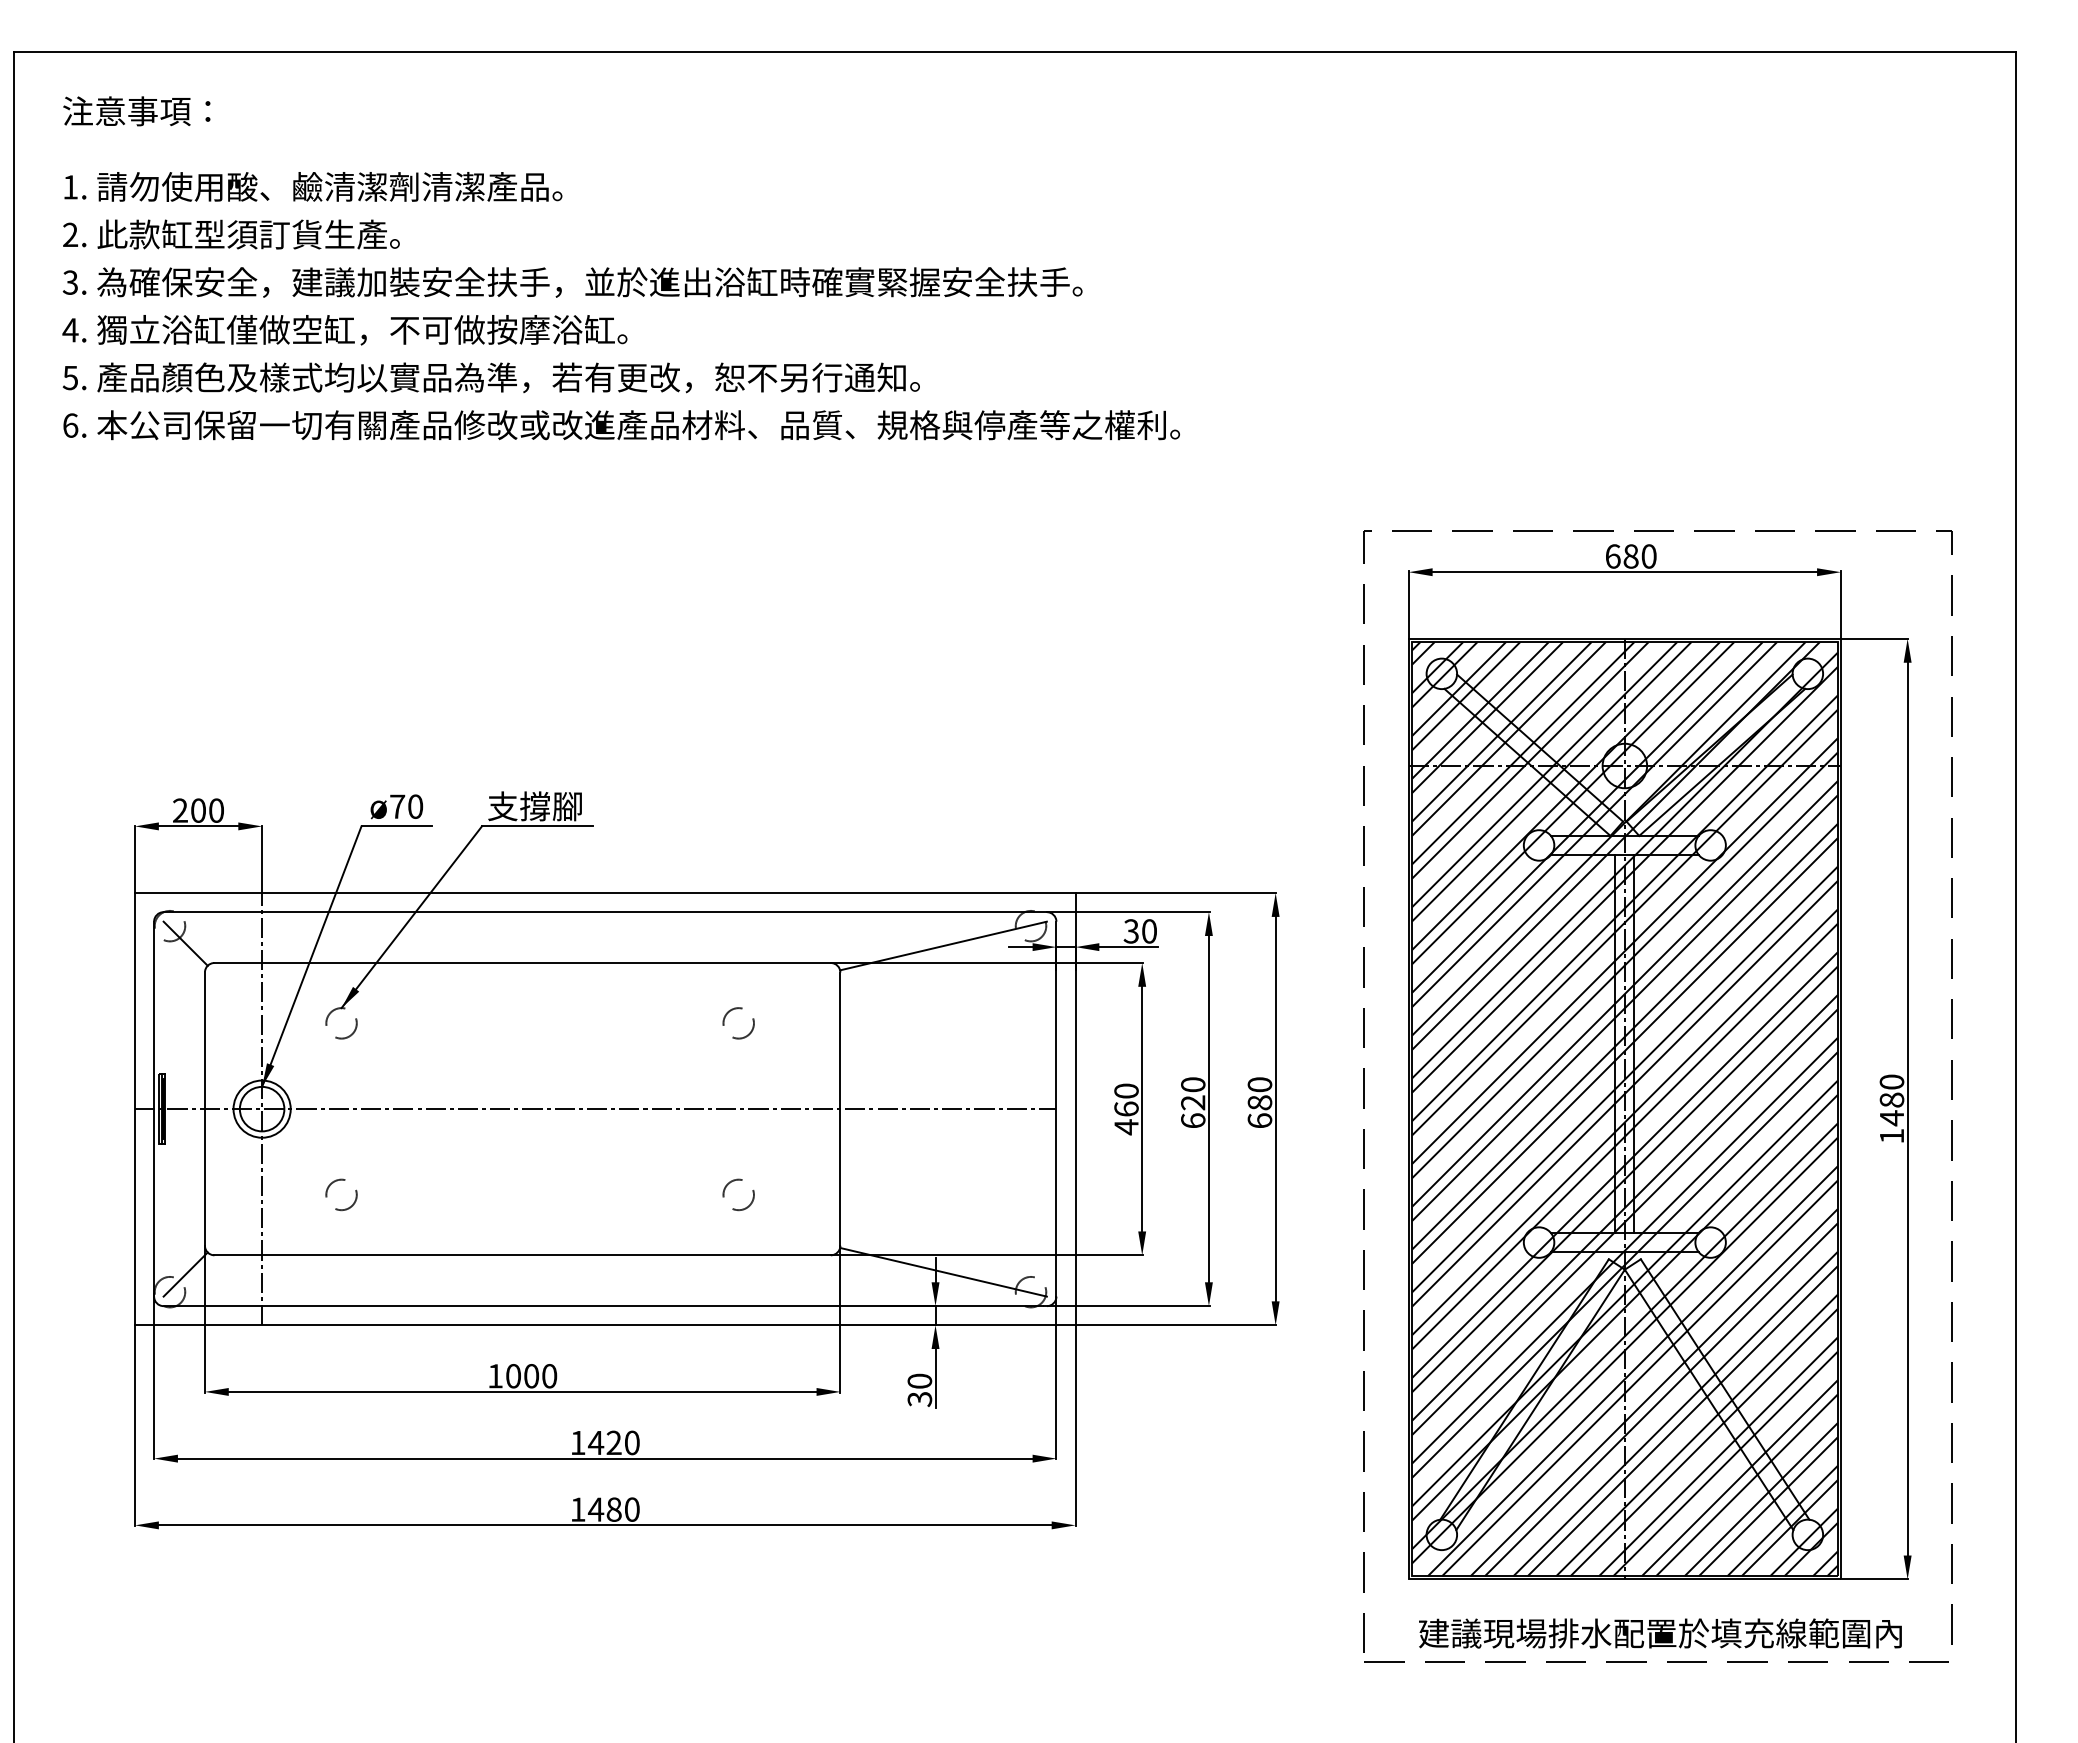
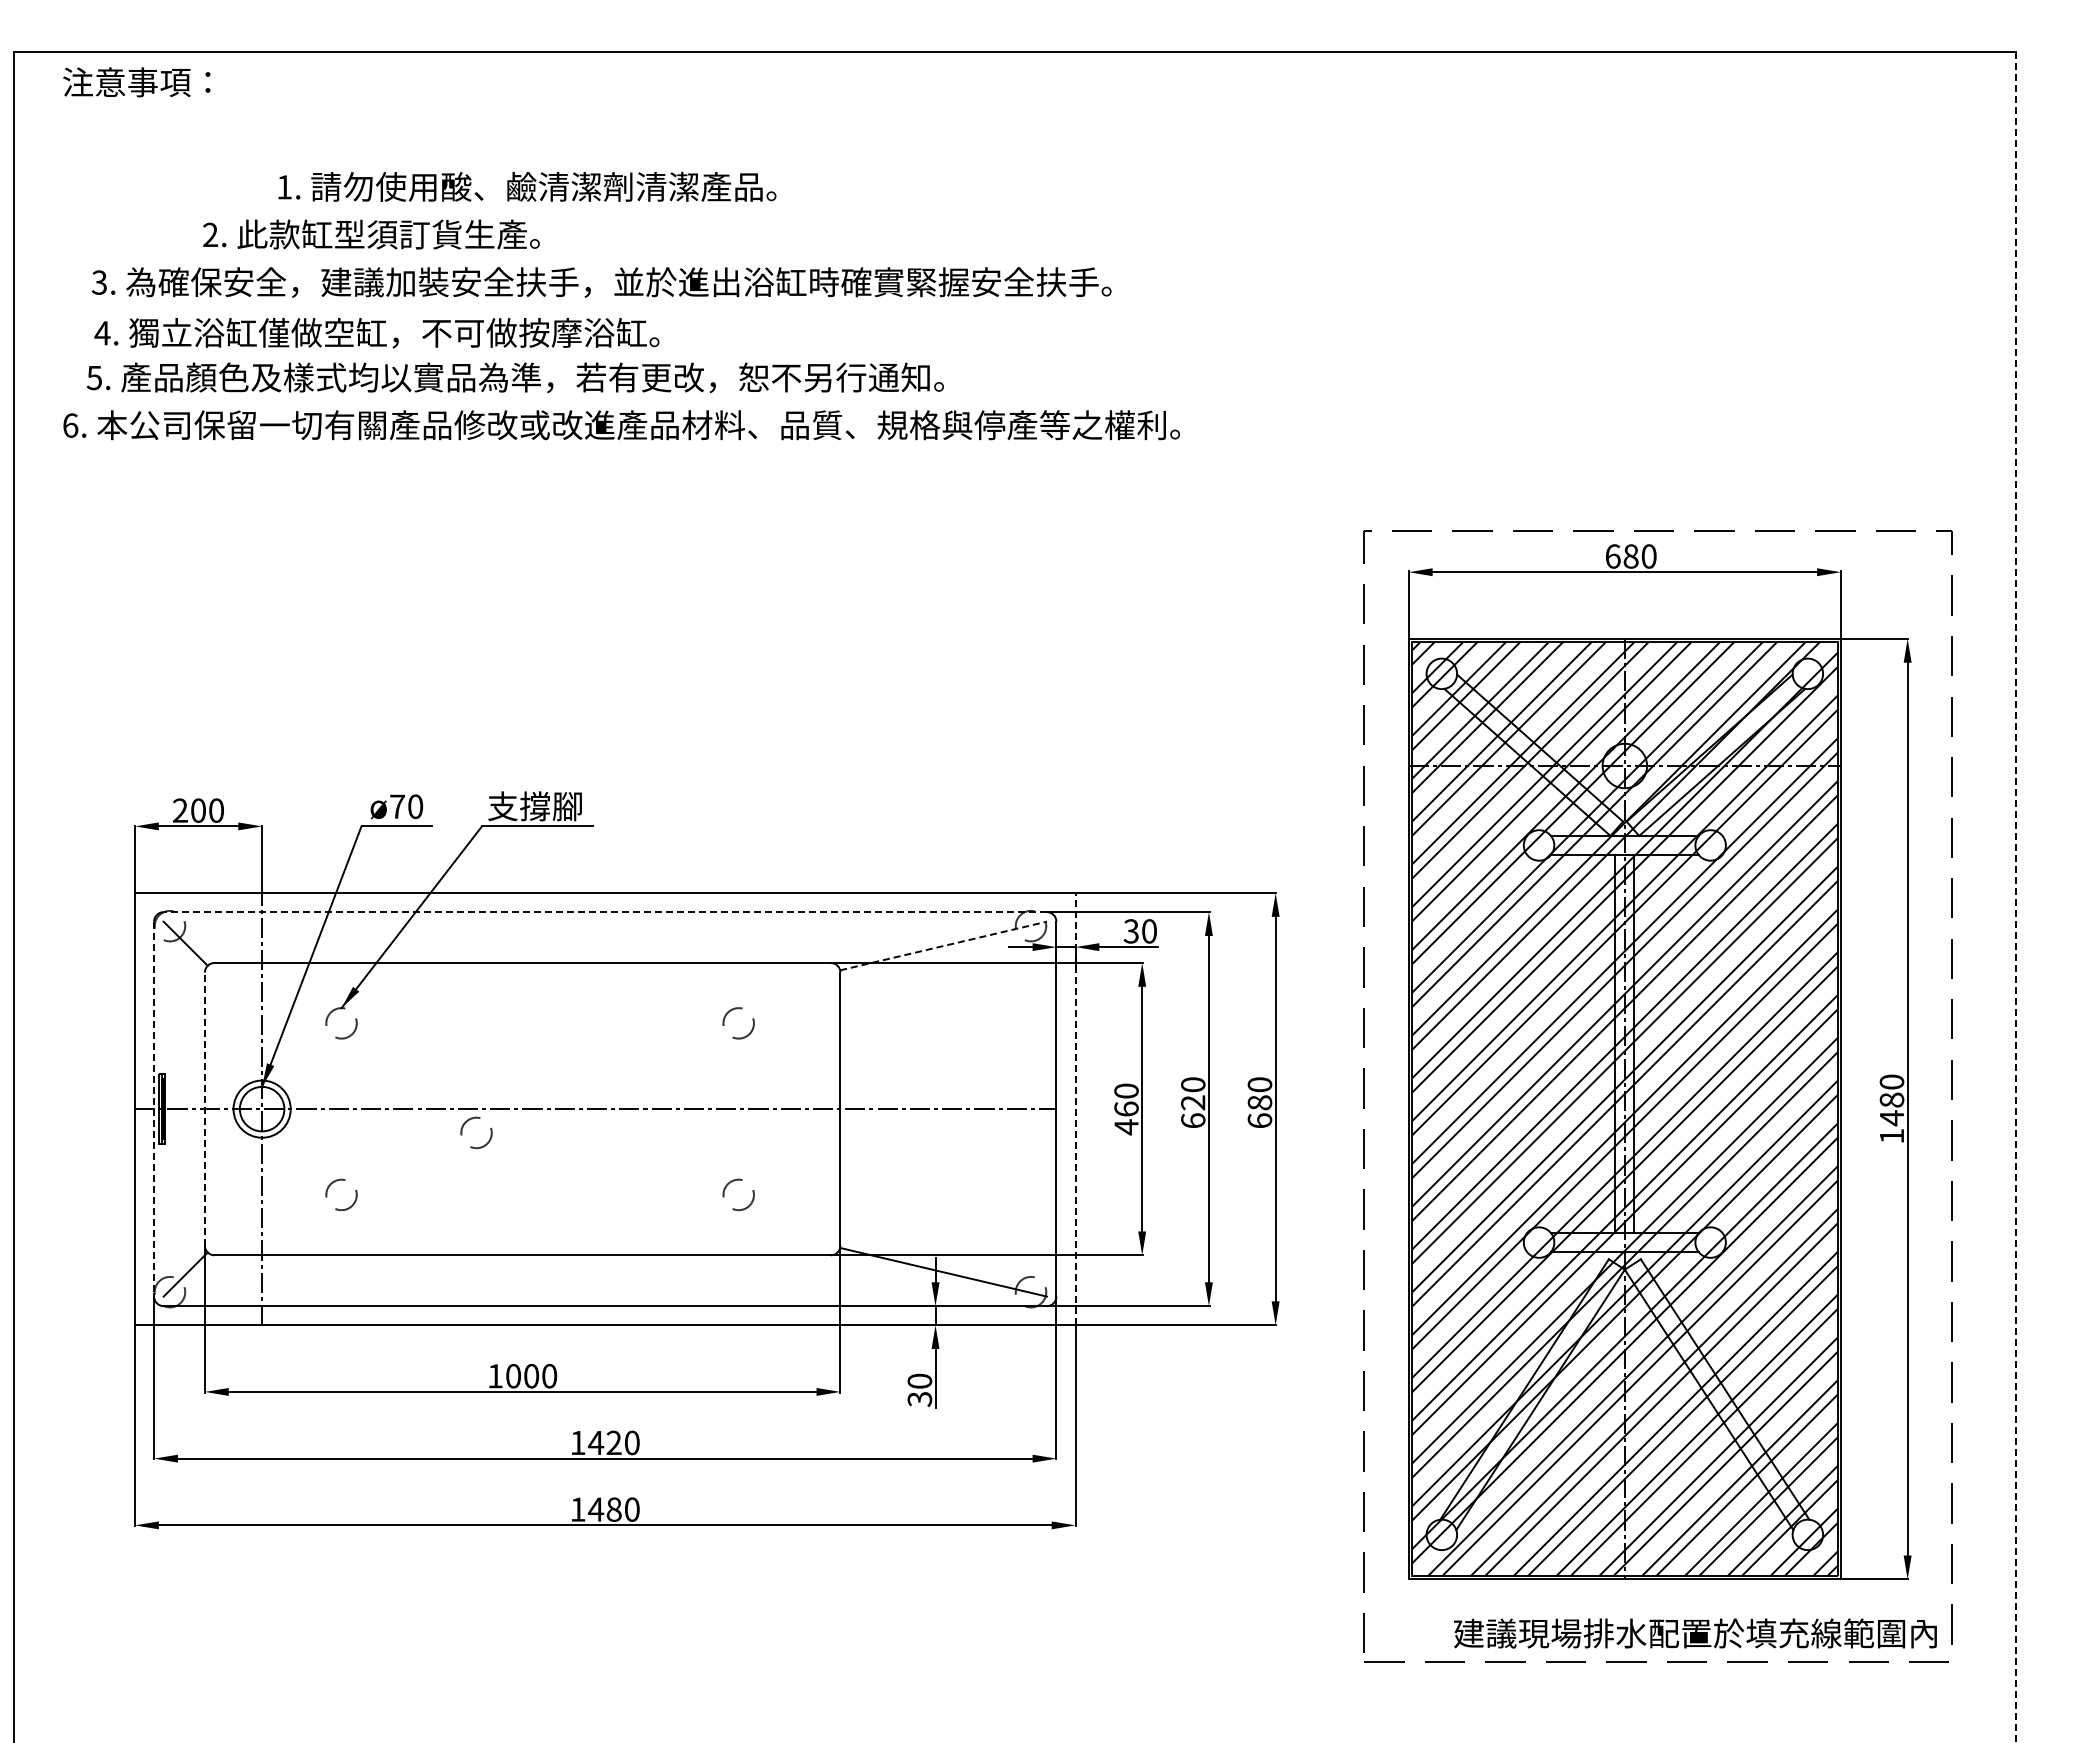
text position: (136, 111) -> (136, 82) (136, 82)
text position: (313, 186) -> (527, 186) (527, 186)
text position: (231, 234) -> (371, 234) (371, 234)
text position: (572, 282) -> (601, 282) (601, 282)
text position: (344, 330) -> (376, 333) (376, 333)
text position: (490, 377) -> (514, 377) (514, 377)
line: solid -> dashed (2015, 898)
line: solid -> dashed (605, 912)
line: solid -> dashed (944, 945)
line: solid -> dashed (1075, 1108)
line: solid -> dashed (154, 1109)
line: solid -> dashed (204, 1109)
circle: none -> present (476, 1132)
text position: (1660, 1633) -> (1695, 1633) (1695, 1633)
